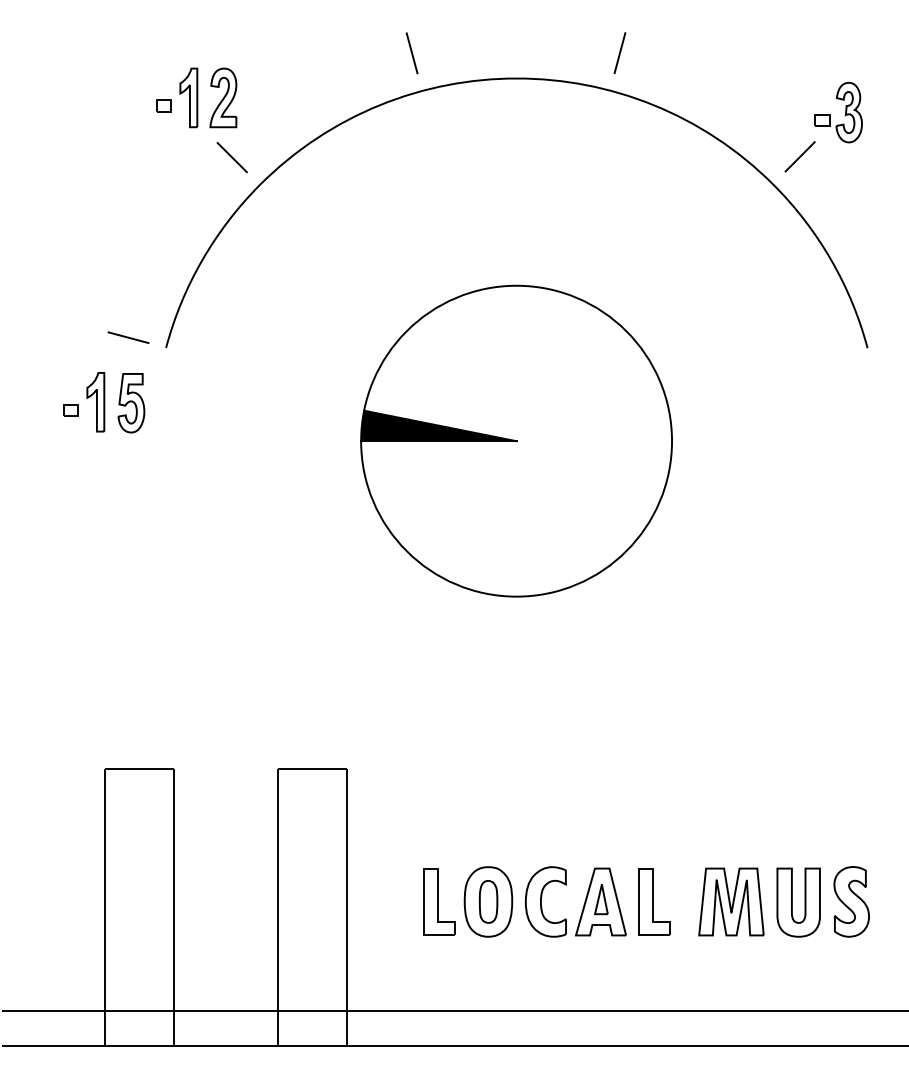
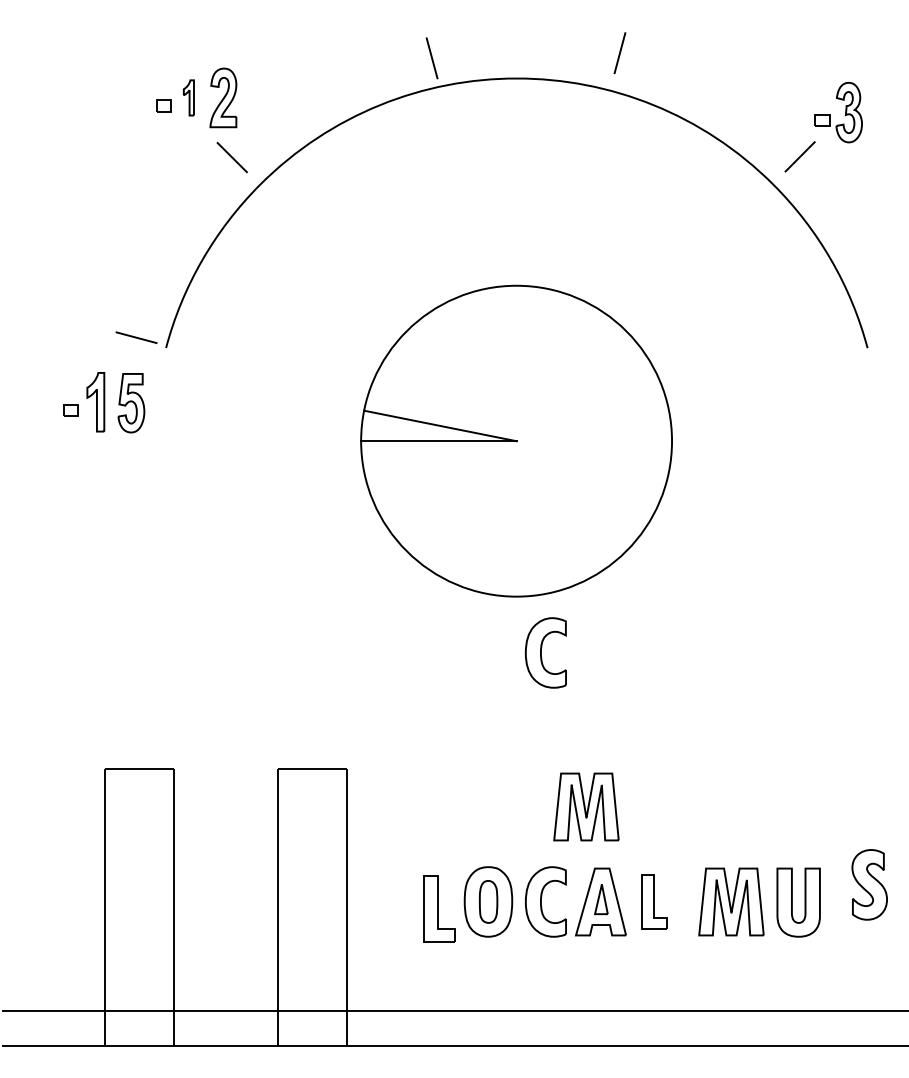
line position: (411, 53) -> (431, 58) (431, 58)
part size: 20x62 px -> 12x38 px (188, 97)
line position: (128, 337) -> (136, 337) (136, 337)
fill: present -> none (438, 425)
part: none -> present (545, 652)
part: none -> present (586, 806)
part position: (439, 901) -> (439, 908) (439, 908)
part size: 33x68 px -> 27x56 px (654, 901)
part position: (851, 901) -> (869, 884) (869, 884)
